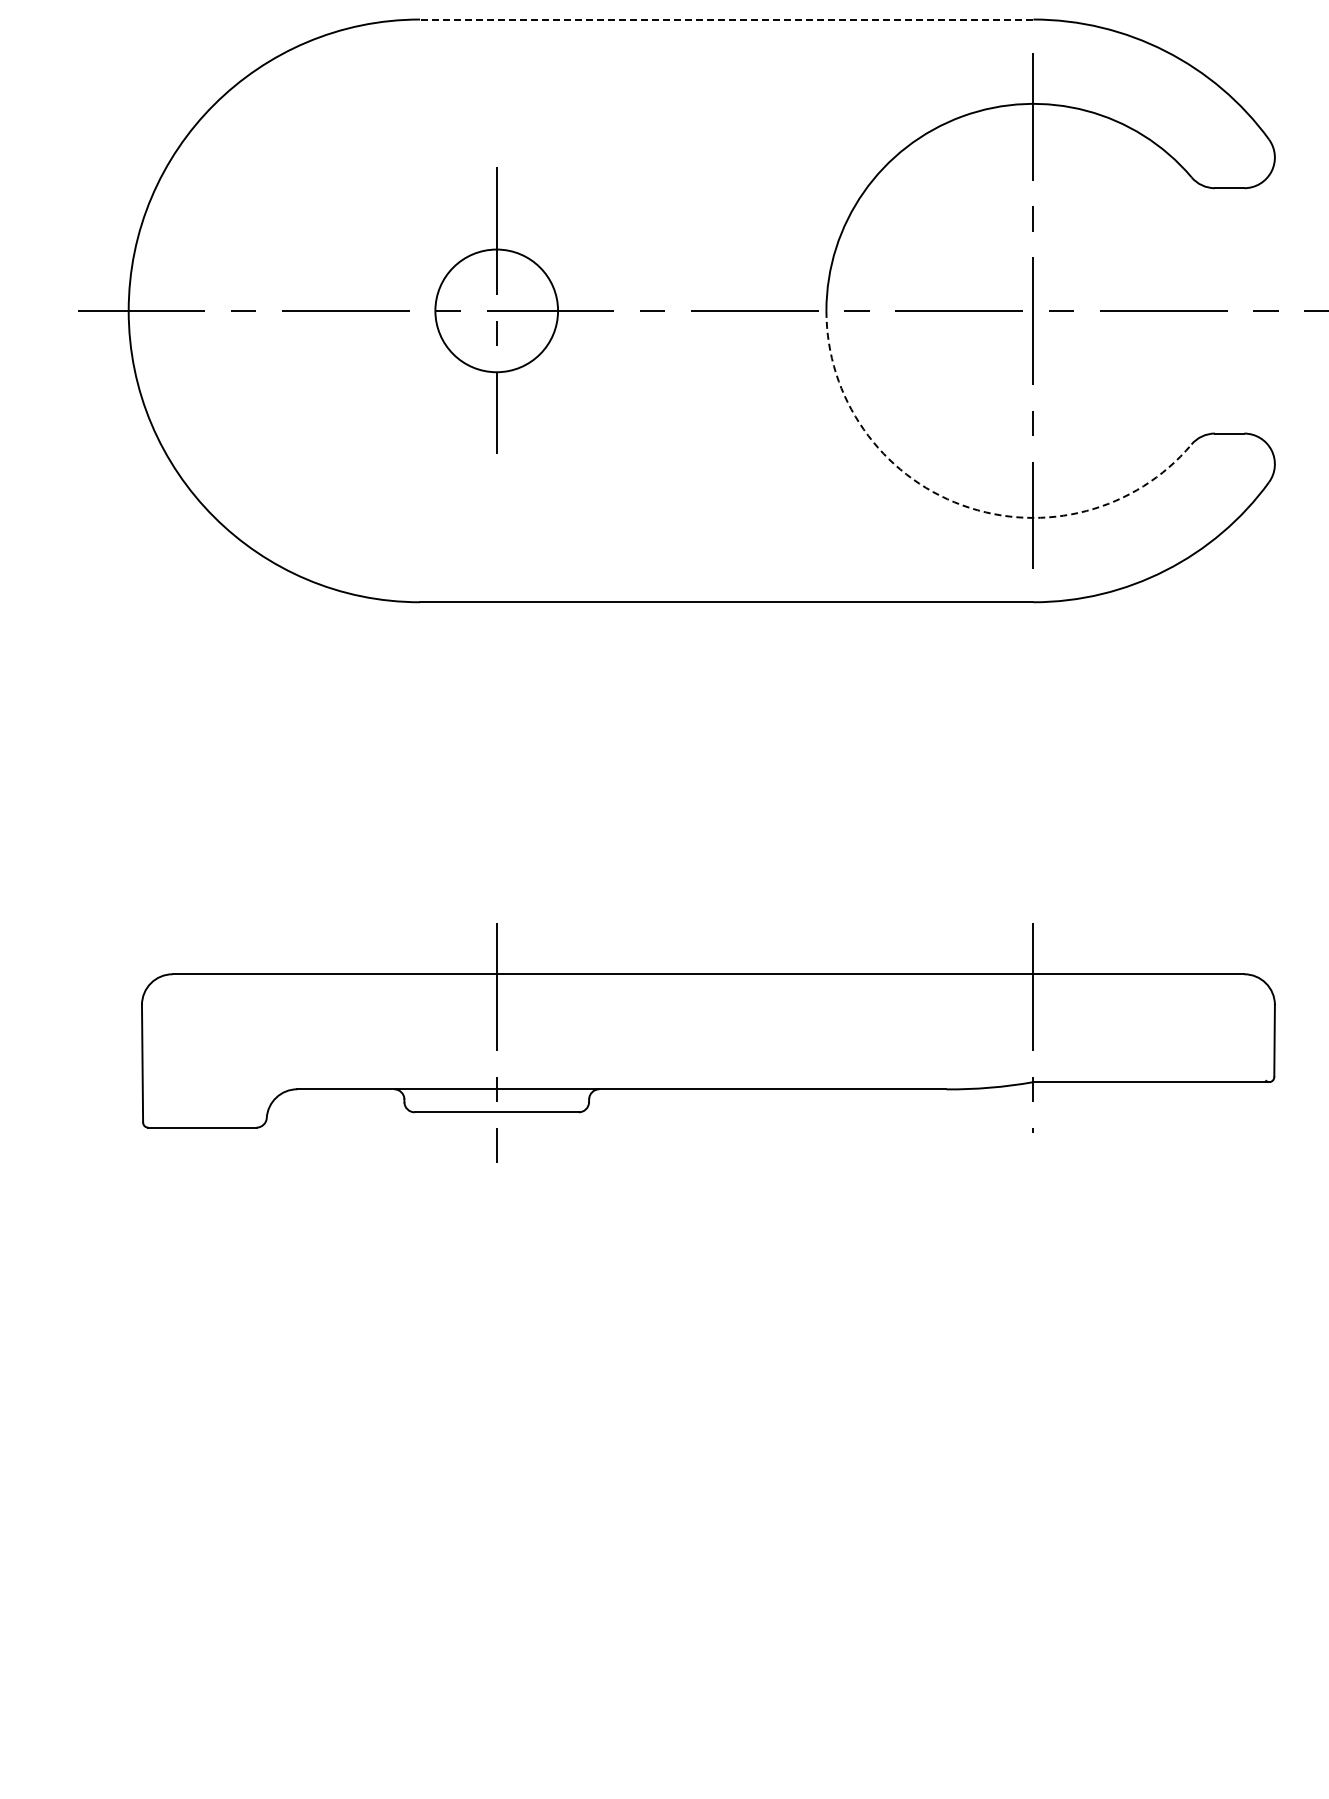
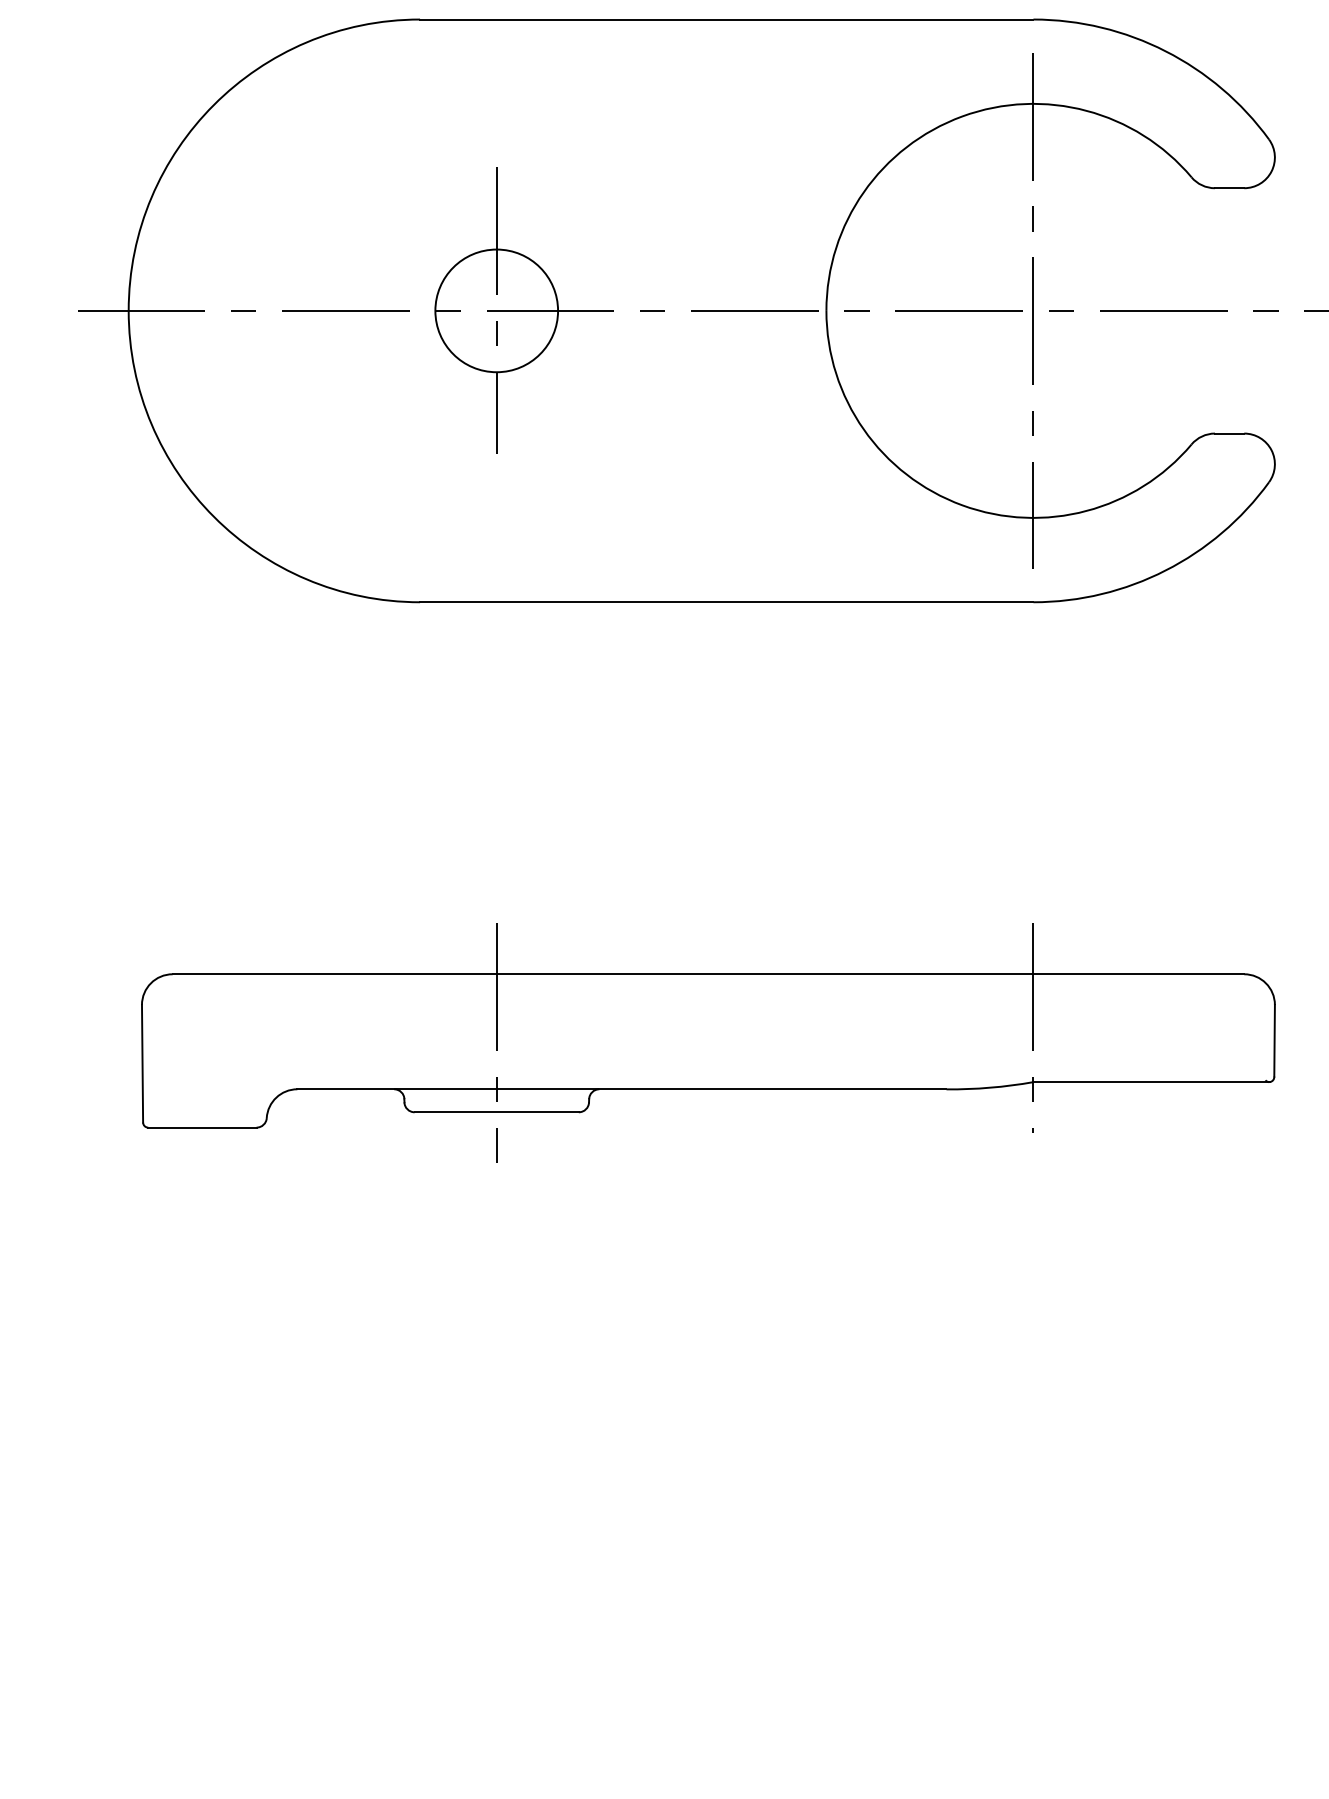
line: dashed -> solid (726, 19)
arc: dashed -> solid (962, 505)
